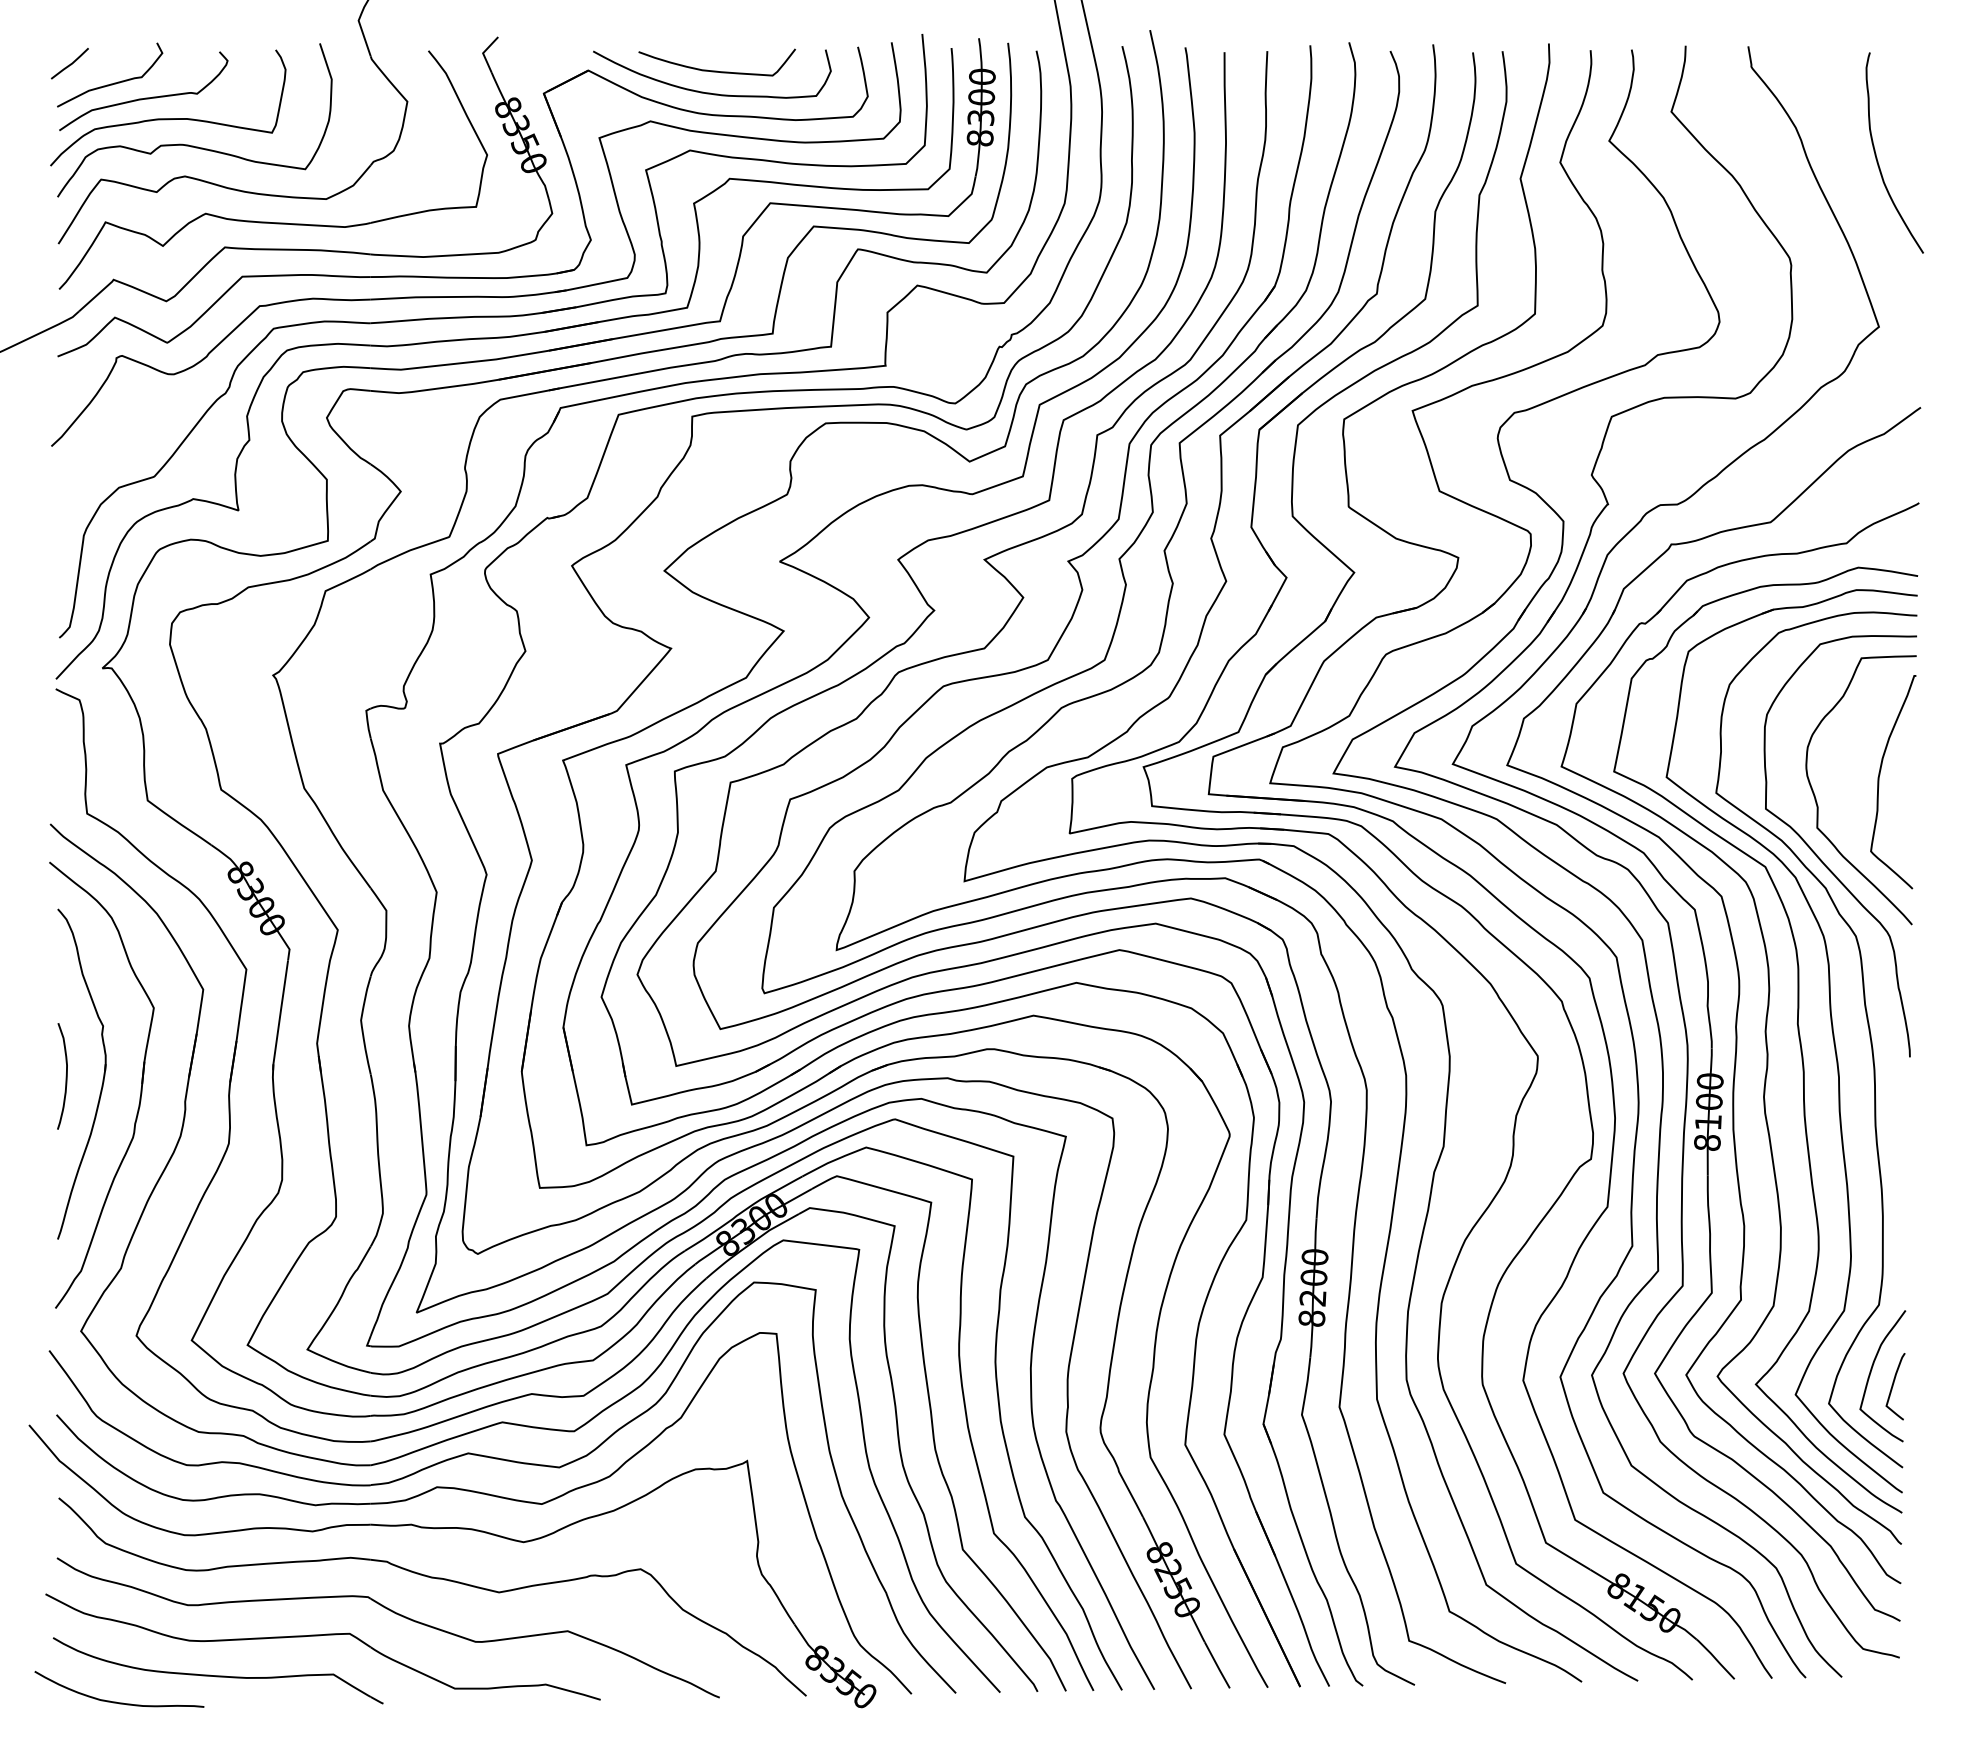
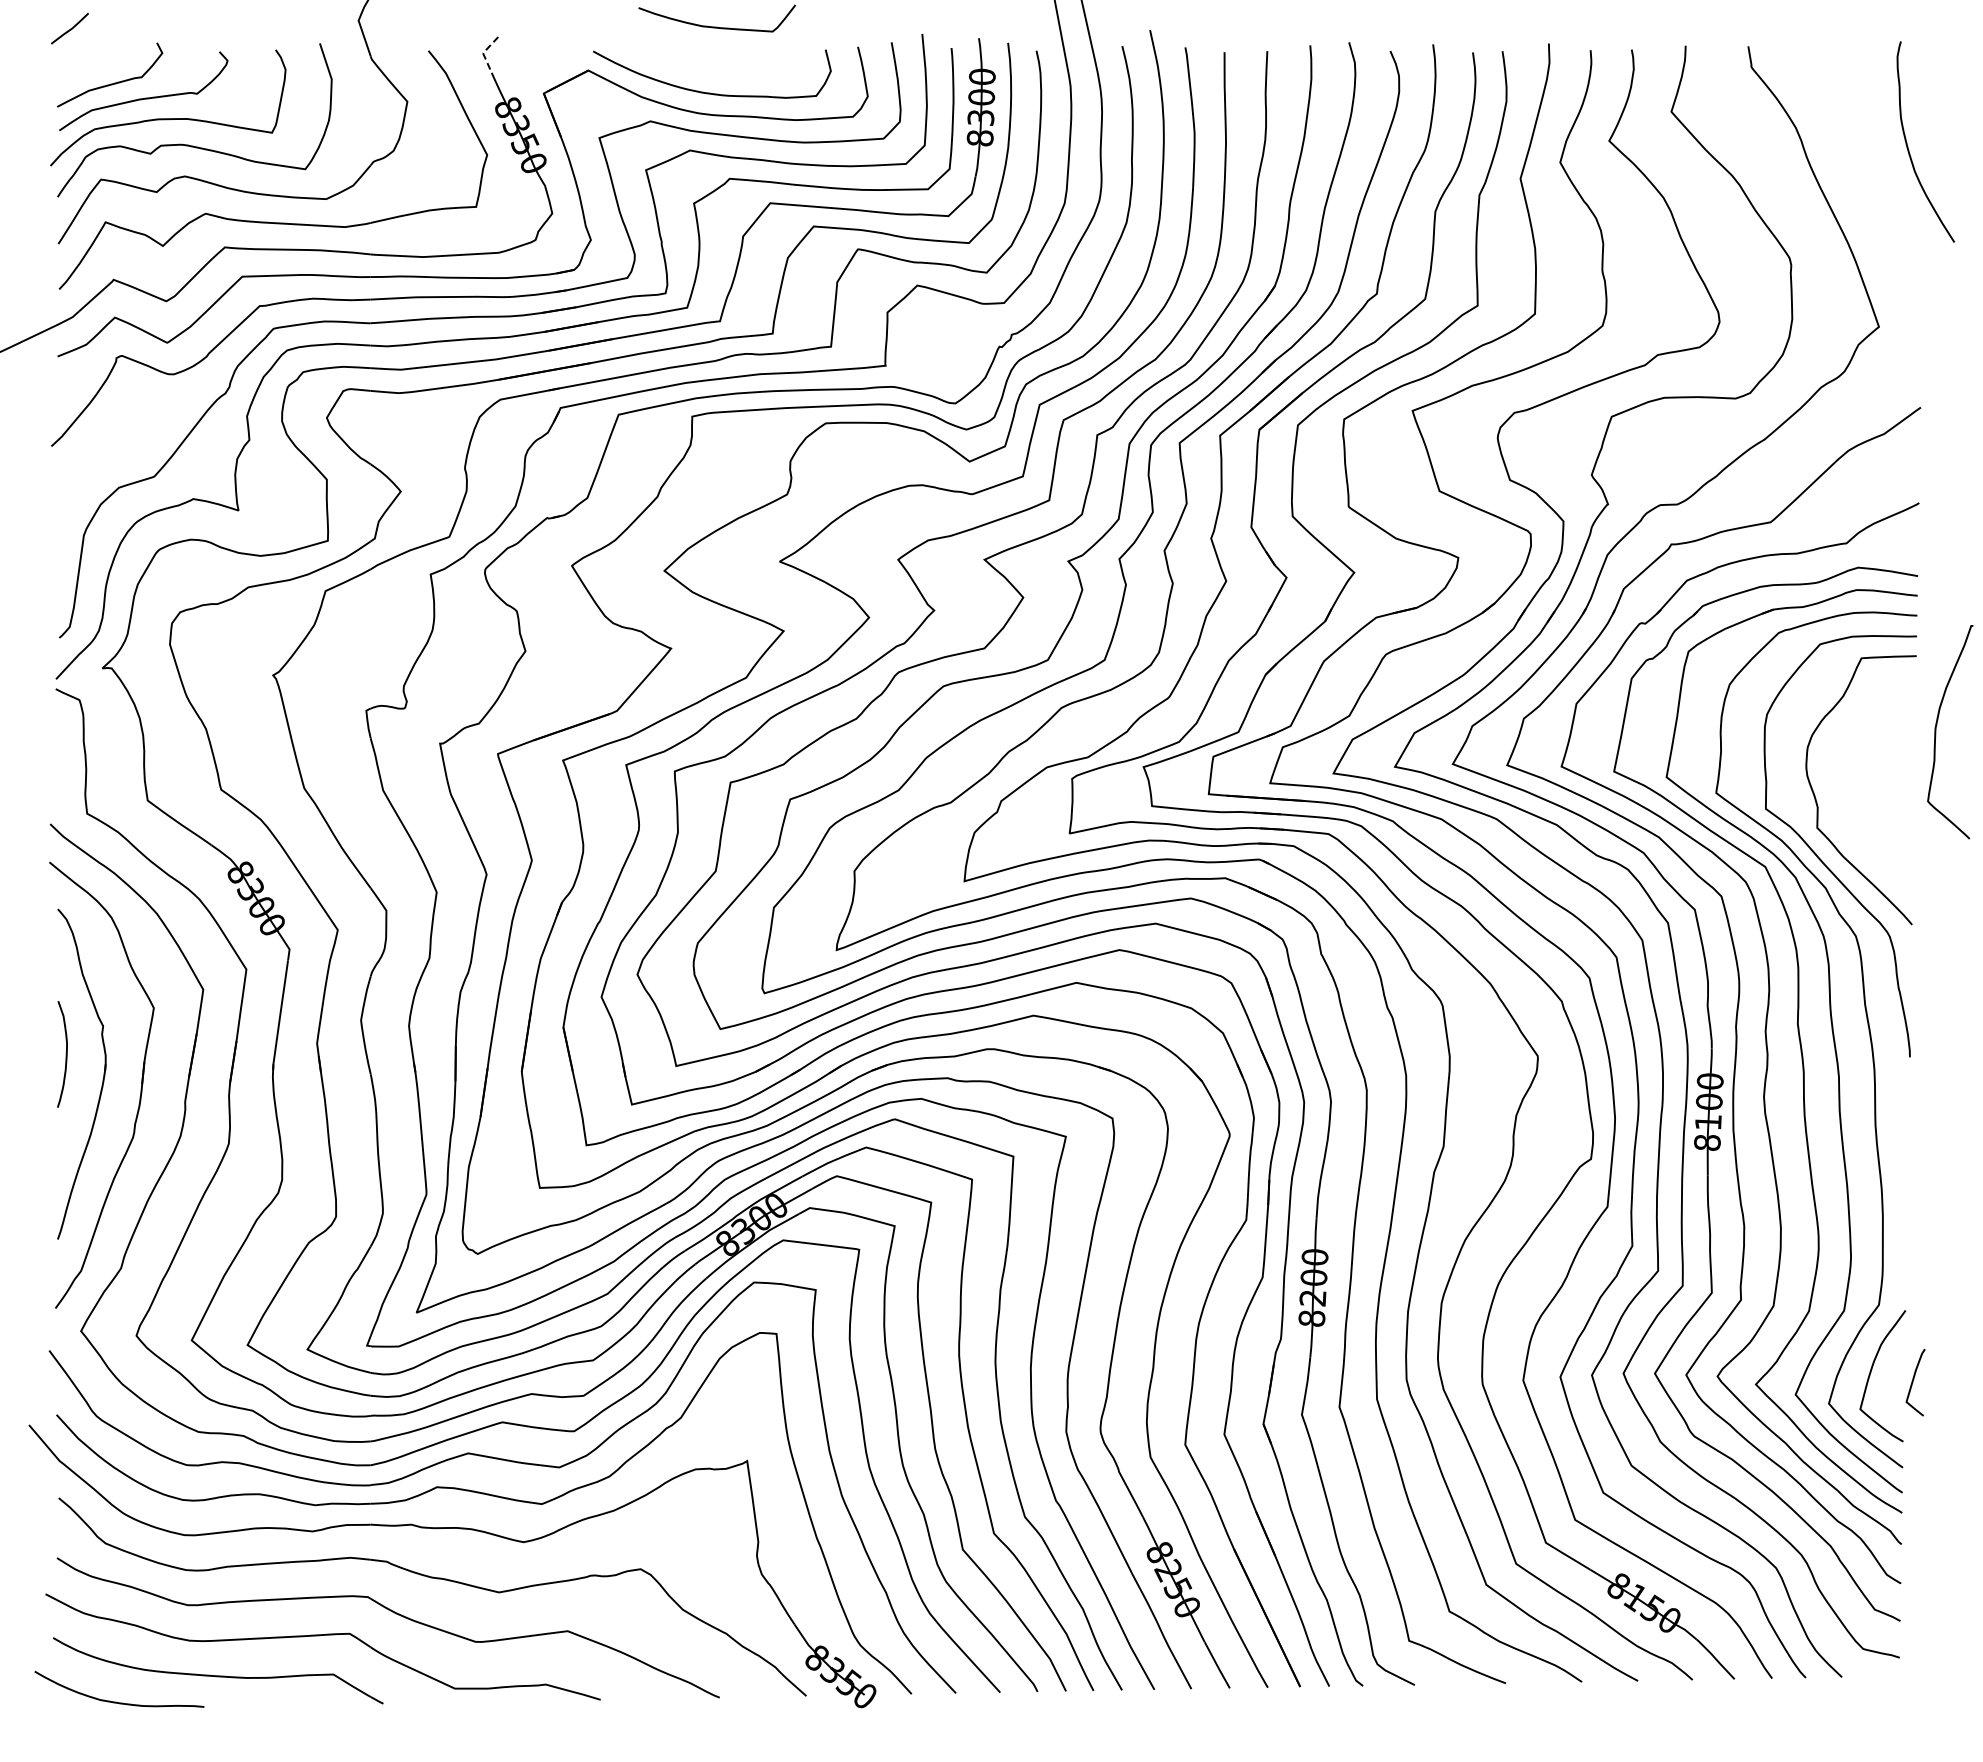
line: solid -> dashed (483, 53)
line position: (70, 63) -> (70, 28) (70, 28)
curve position: (716, 70) -> (716, 26) (716, 26)
curve position: (1877, 157) -> (1908, 146) (1908, 146)
curve position: (1879, 782) -> (1936, 732) (1936, 732)
curve position: (65, 1076) -> (65, 1054) (65, 1054)
curve position: (1893, 1386) -> (1913, 1382) (1913, 1382)
